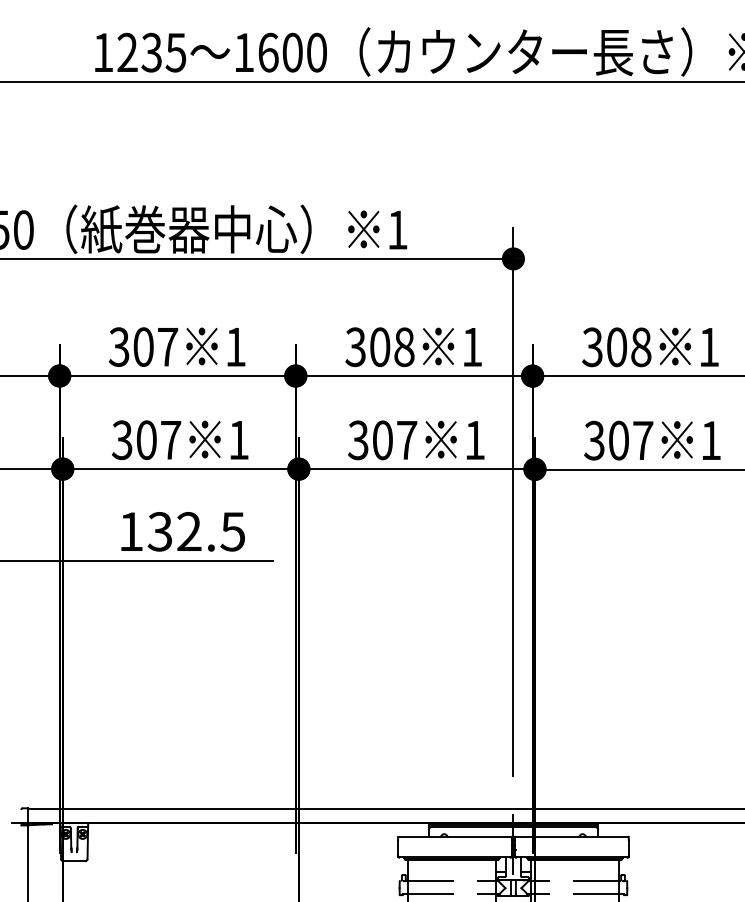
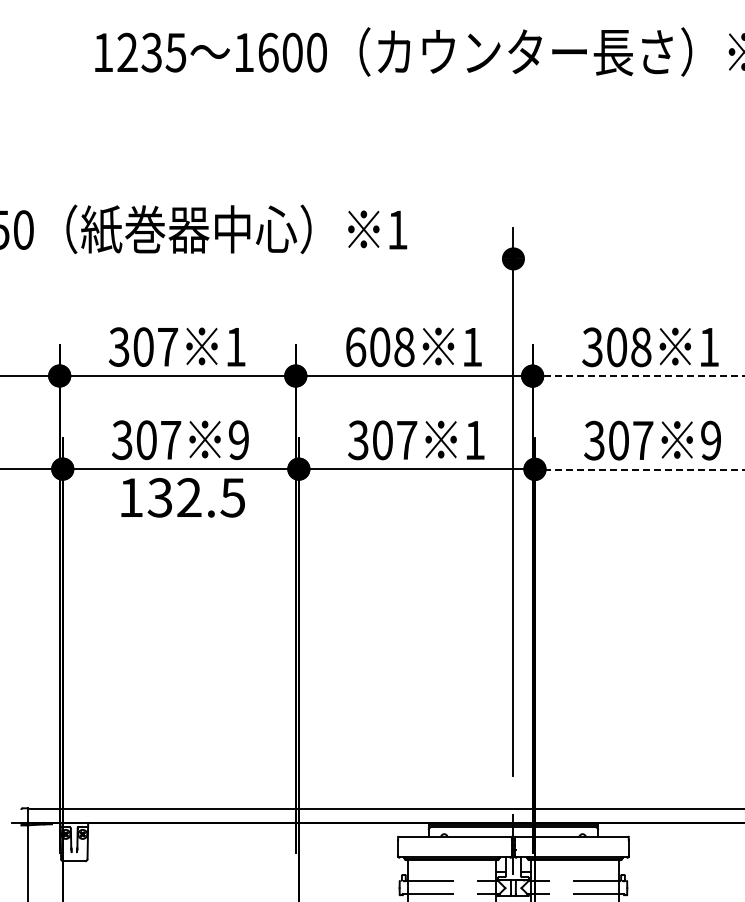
line: present -> none (371, 81)
line: present -> none (257, 258)
text: 308 -> 608 (355, 347)
line: solid -> dashed (638, 376)
text: 1 -> 9 (238, 440)
text: 1 -> 9 (710, 440)
line: solid -> dashed (639, 469)
text position: (182, 531) -> (182, 497) (182, 497)
line: present -> none (137, 560)
